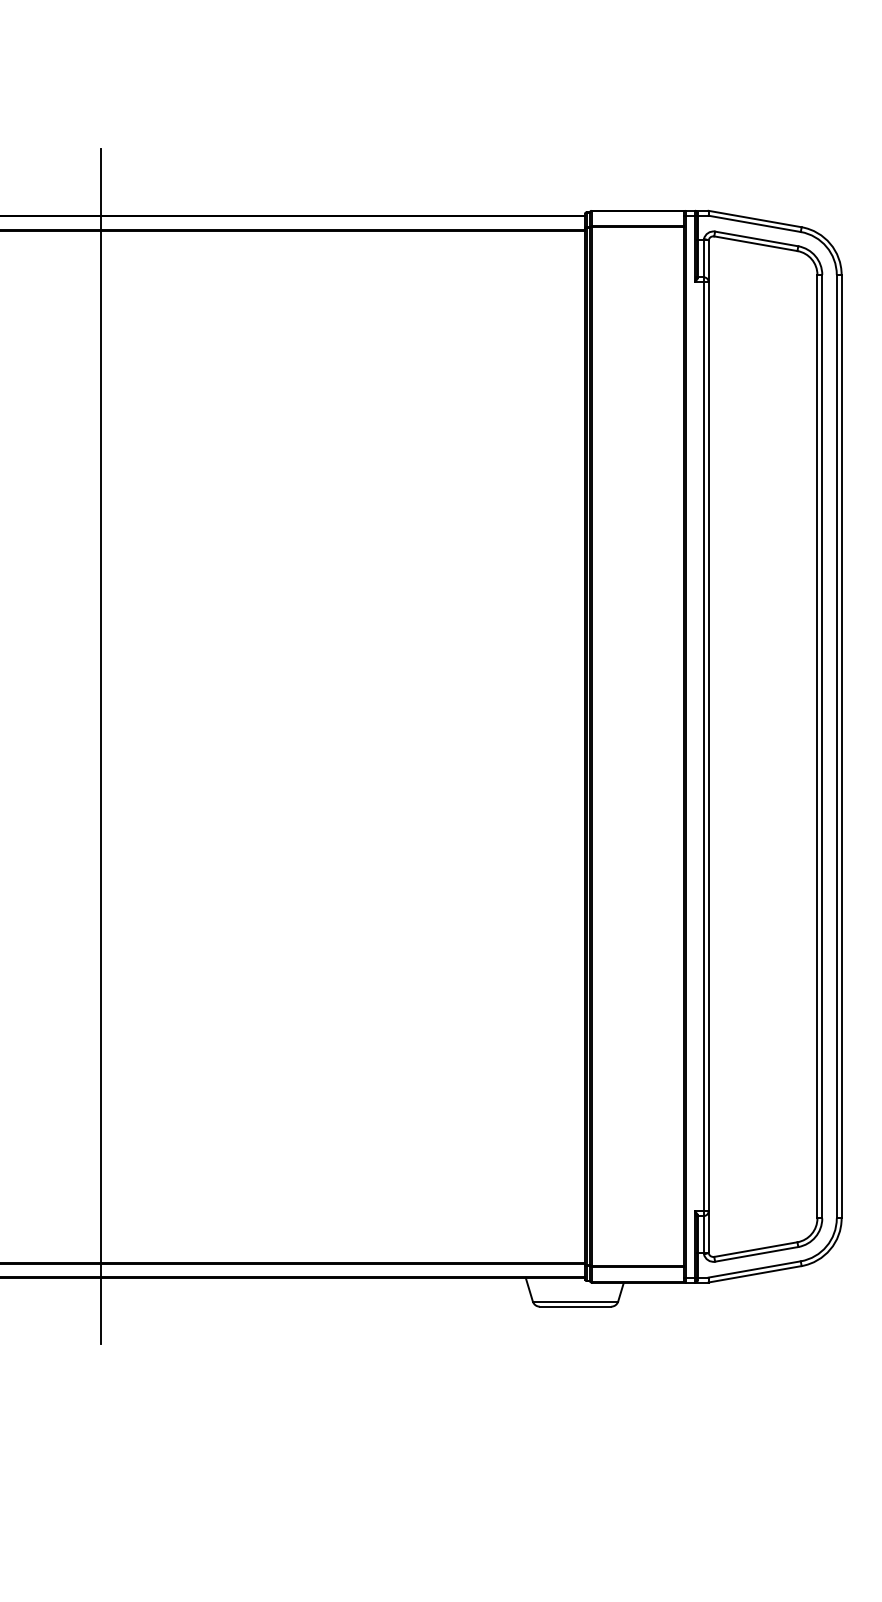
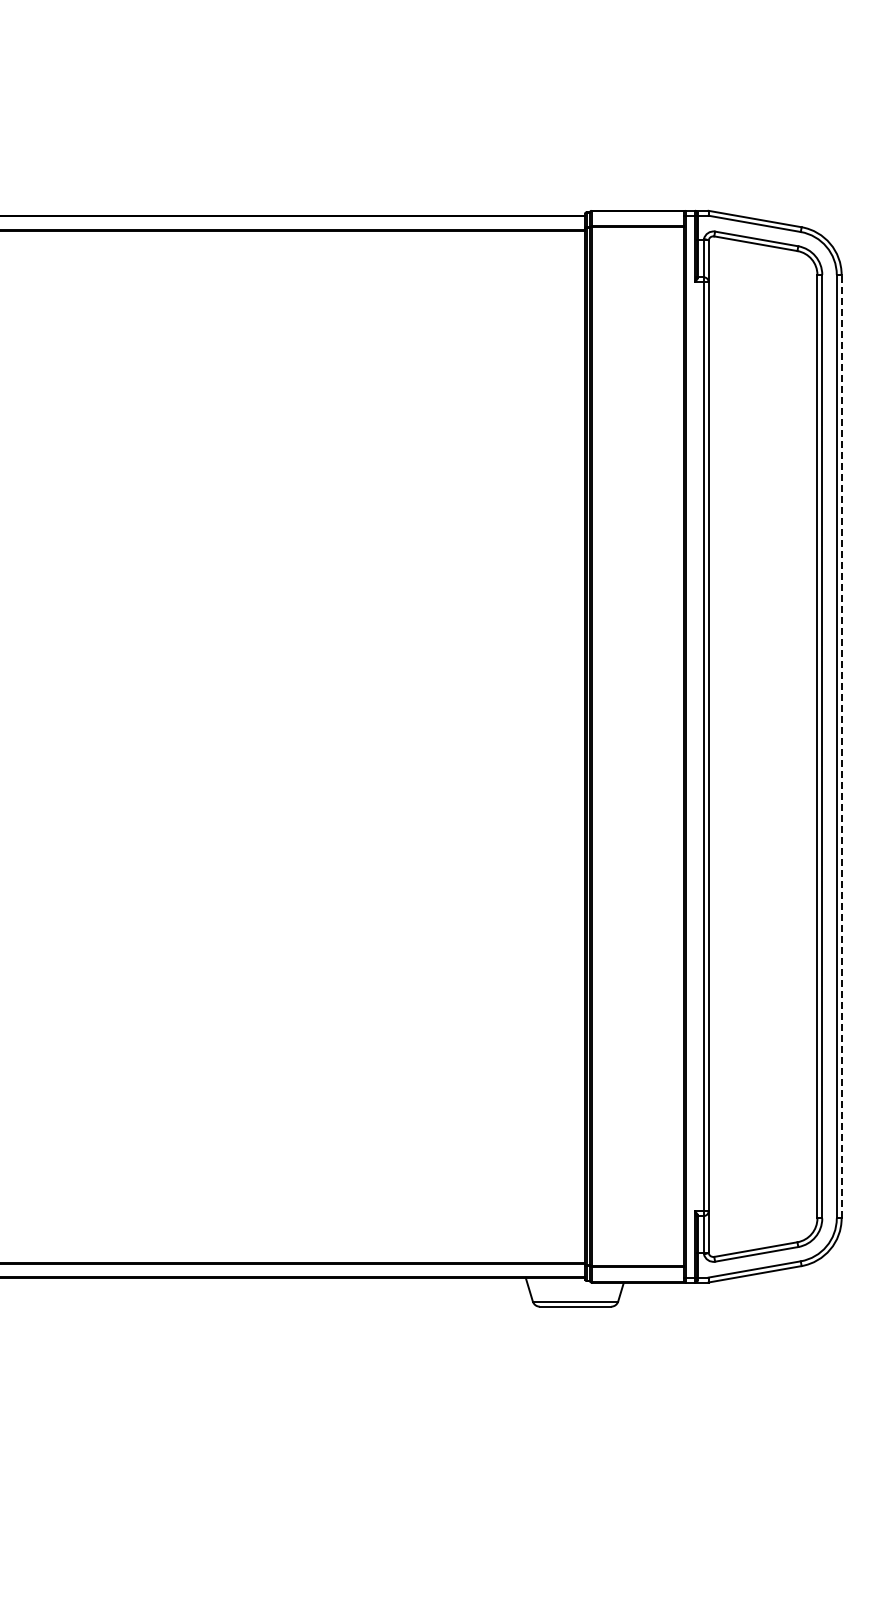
line: present -> none (101, 746)
line: solid -> dashed (841, 746)
